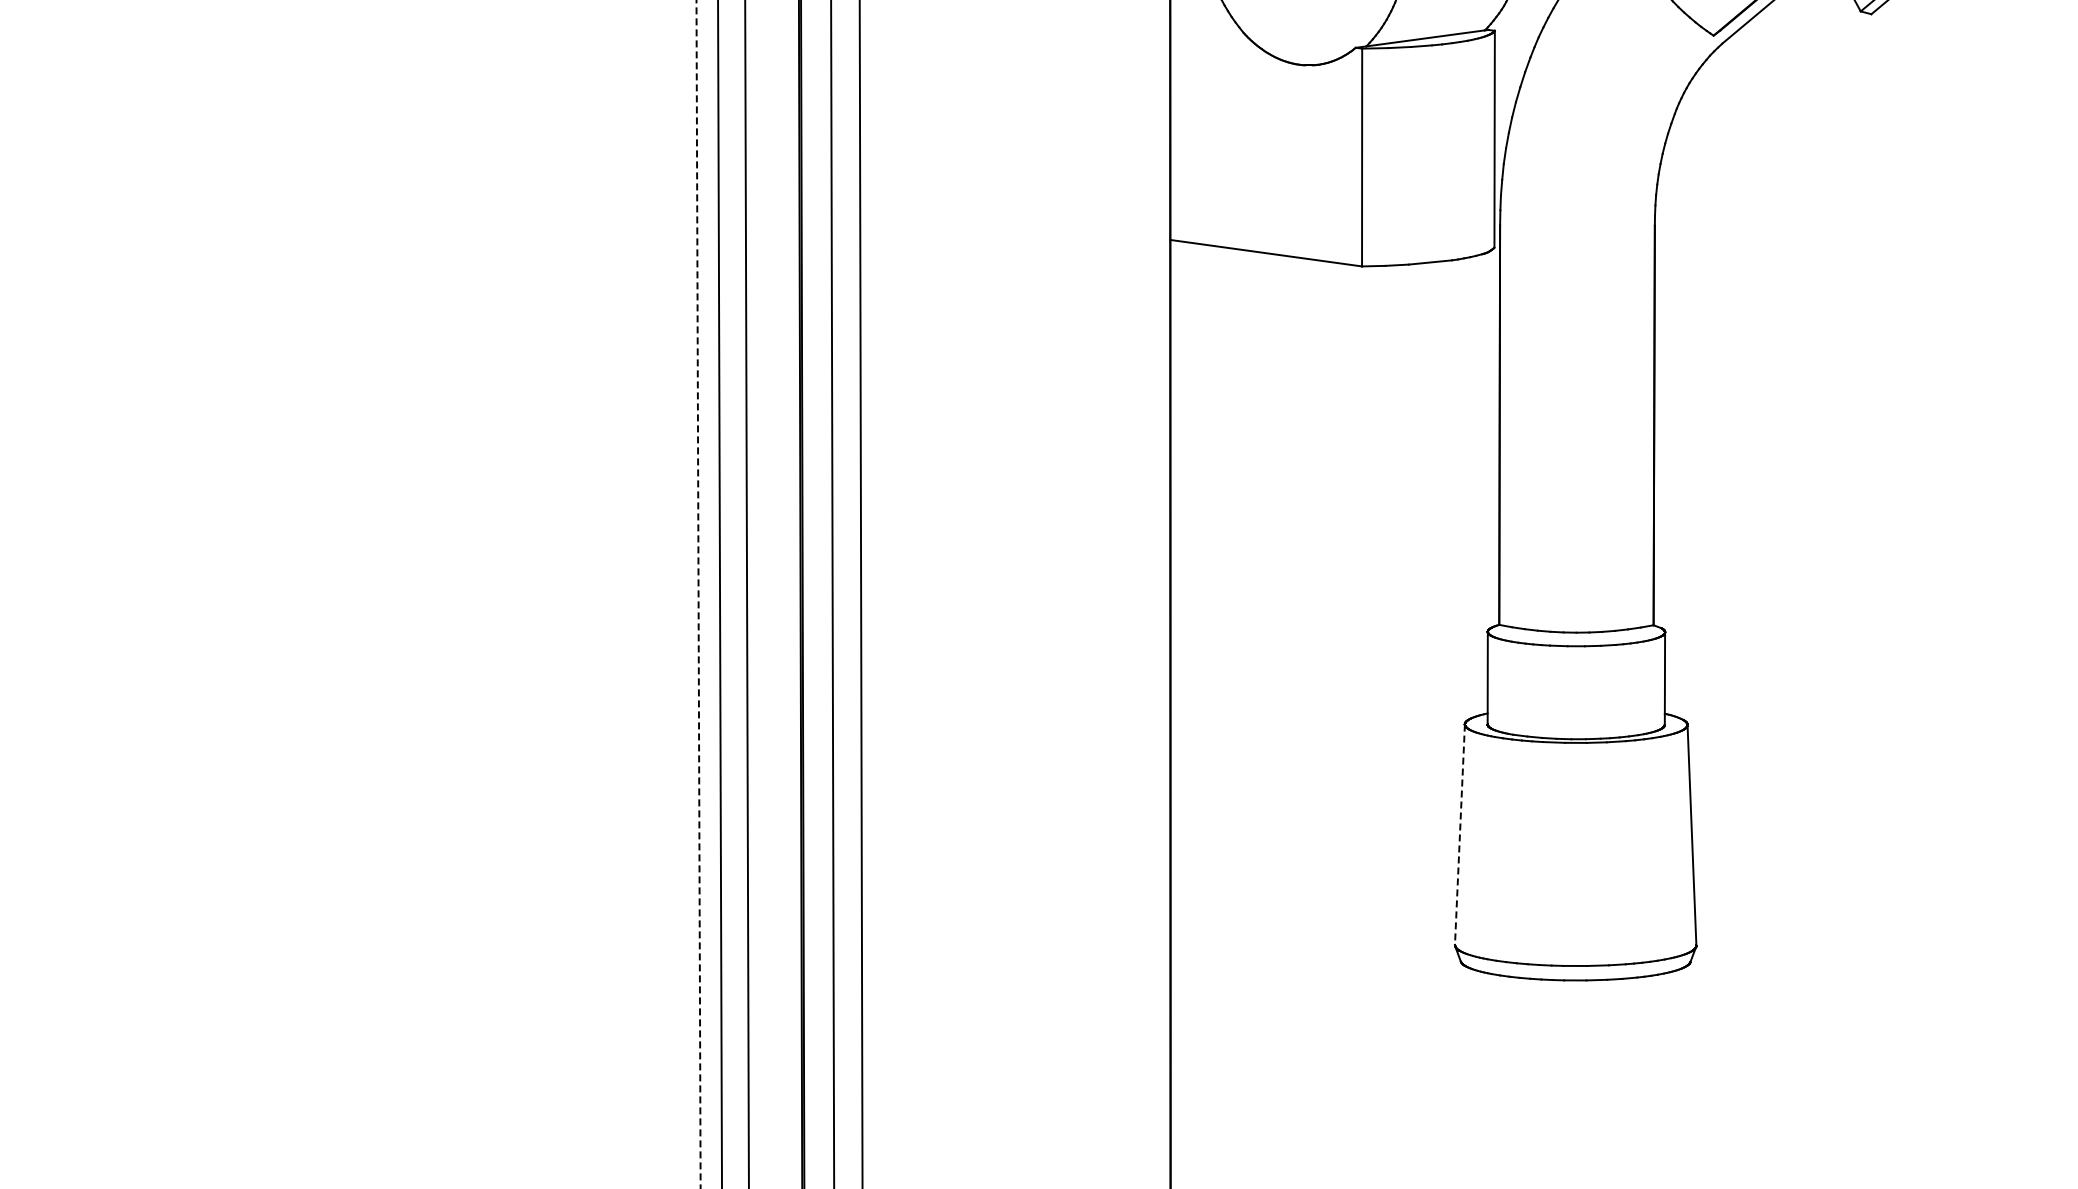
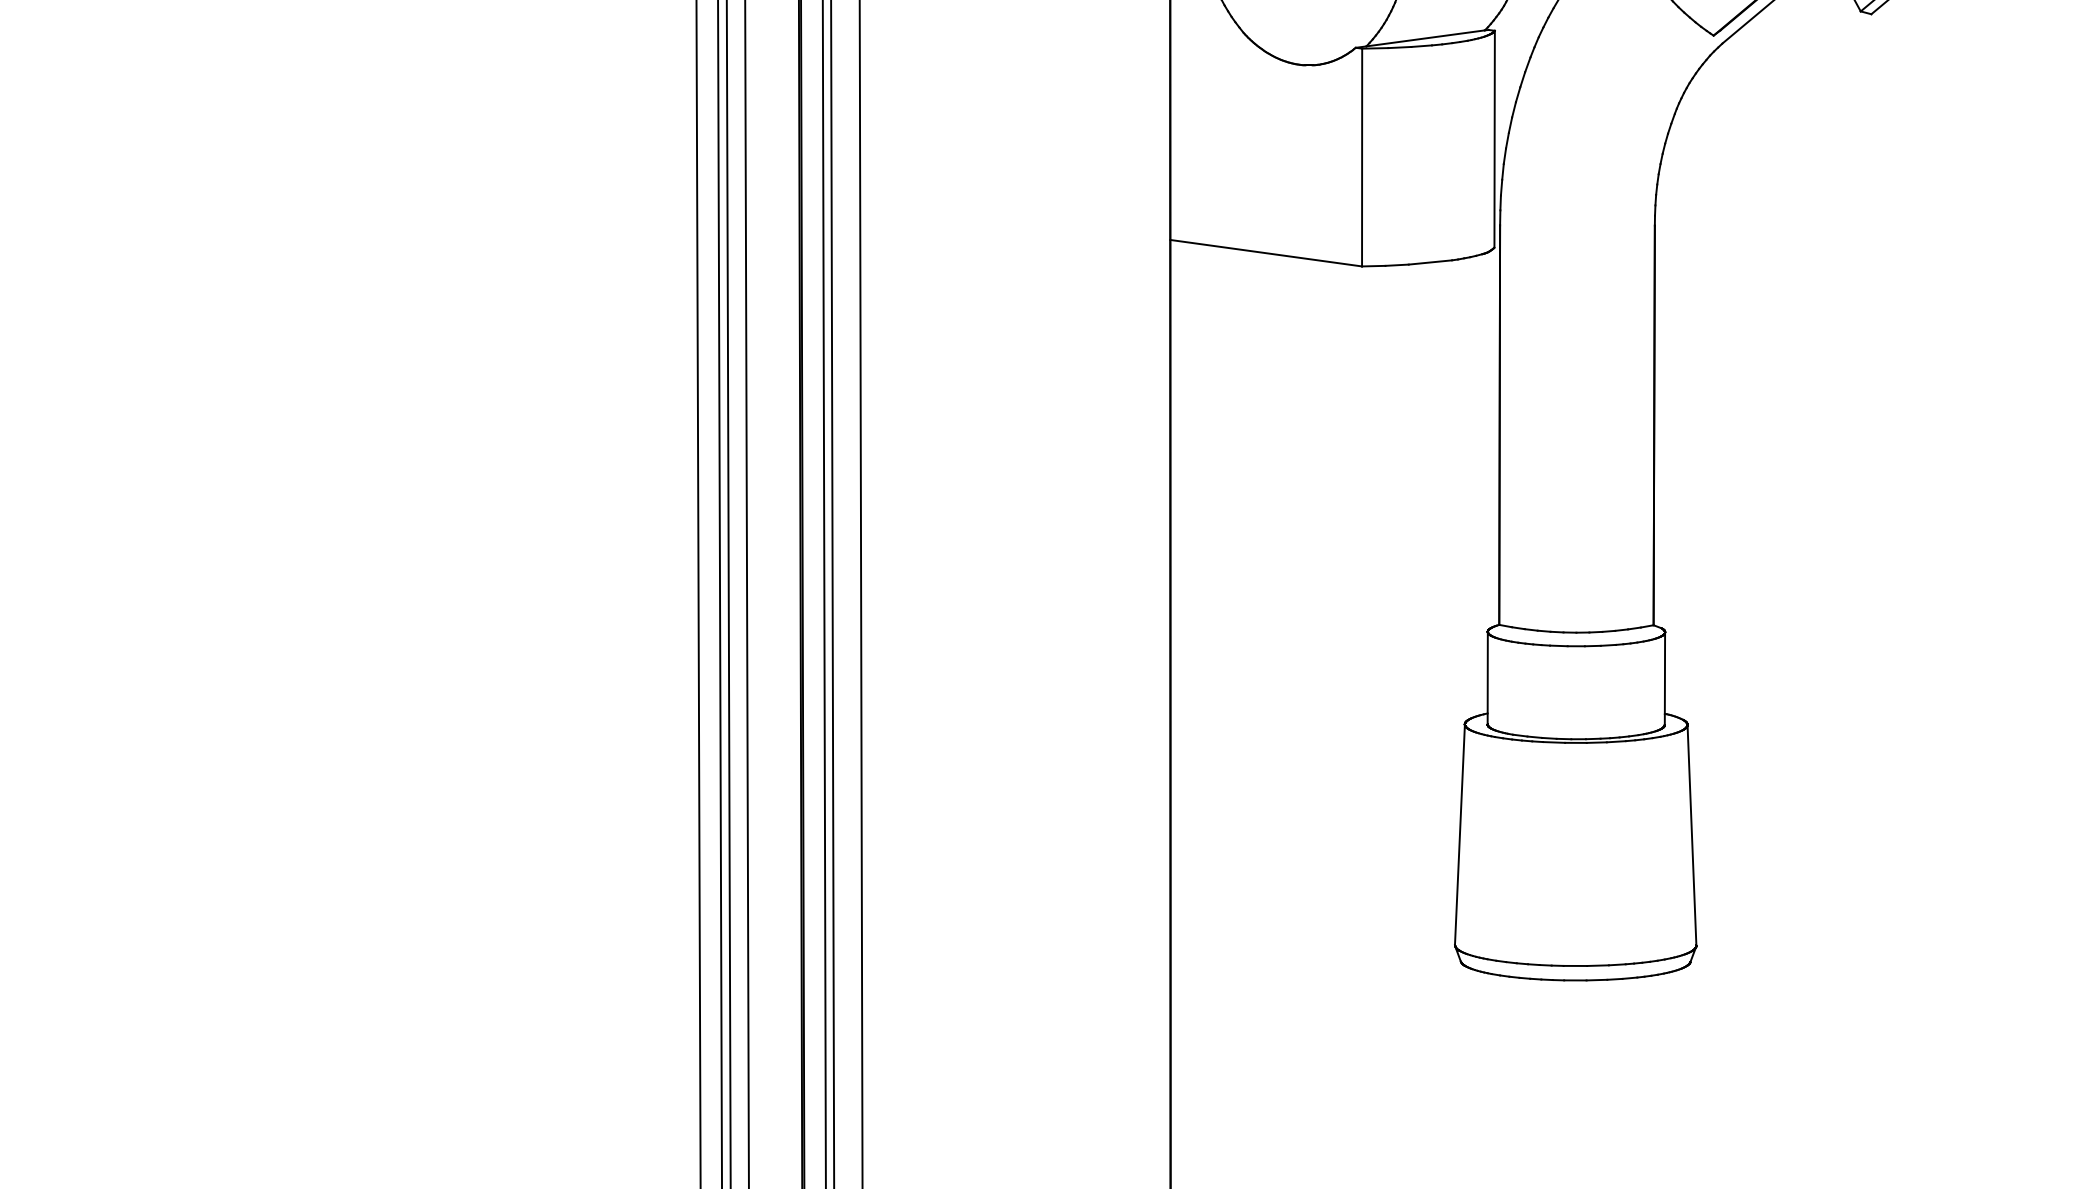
line: none -> present (728, 593)
line: none -> present (823, 593)
line: dashed -> solid (698, 594)
line: dashed -> solid (1459, 835)
